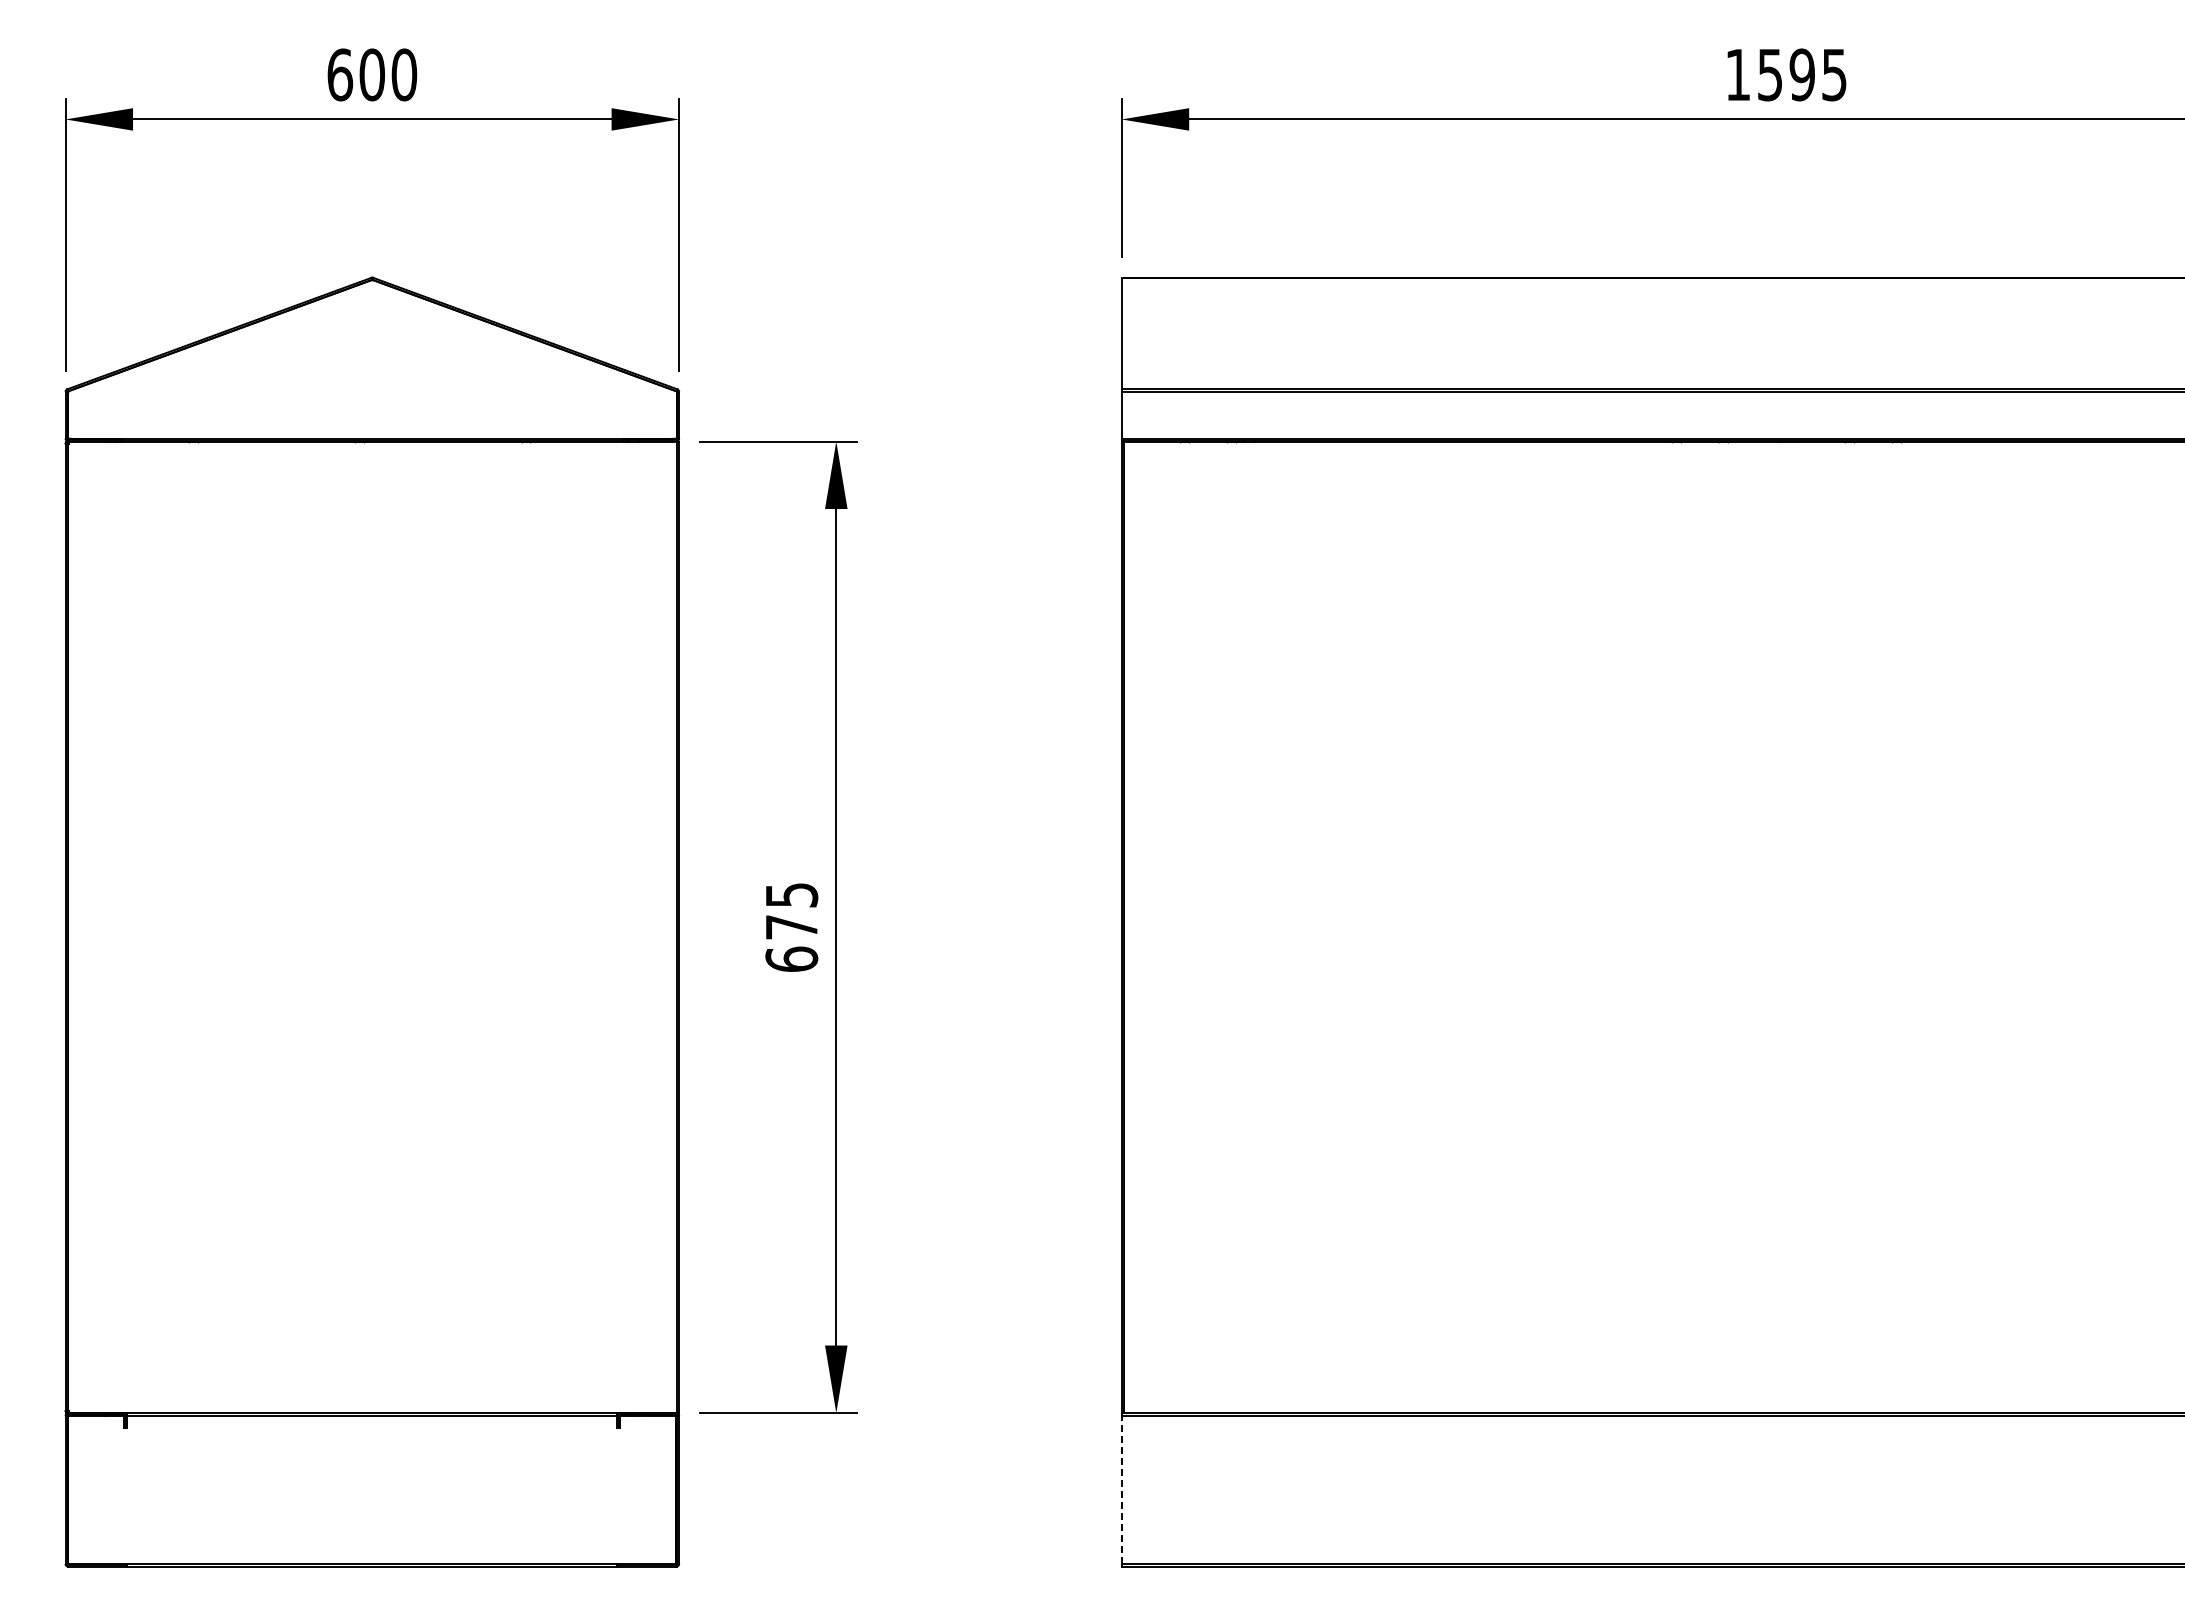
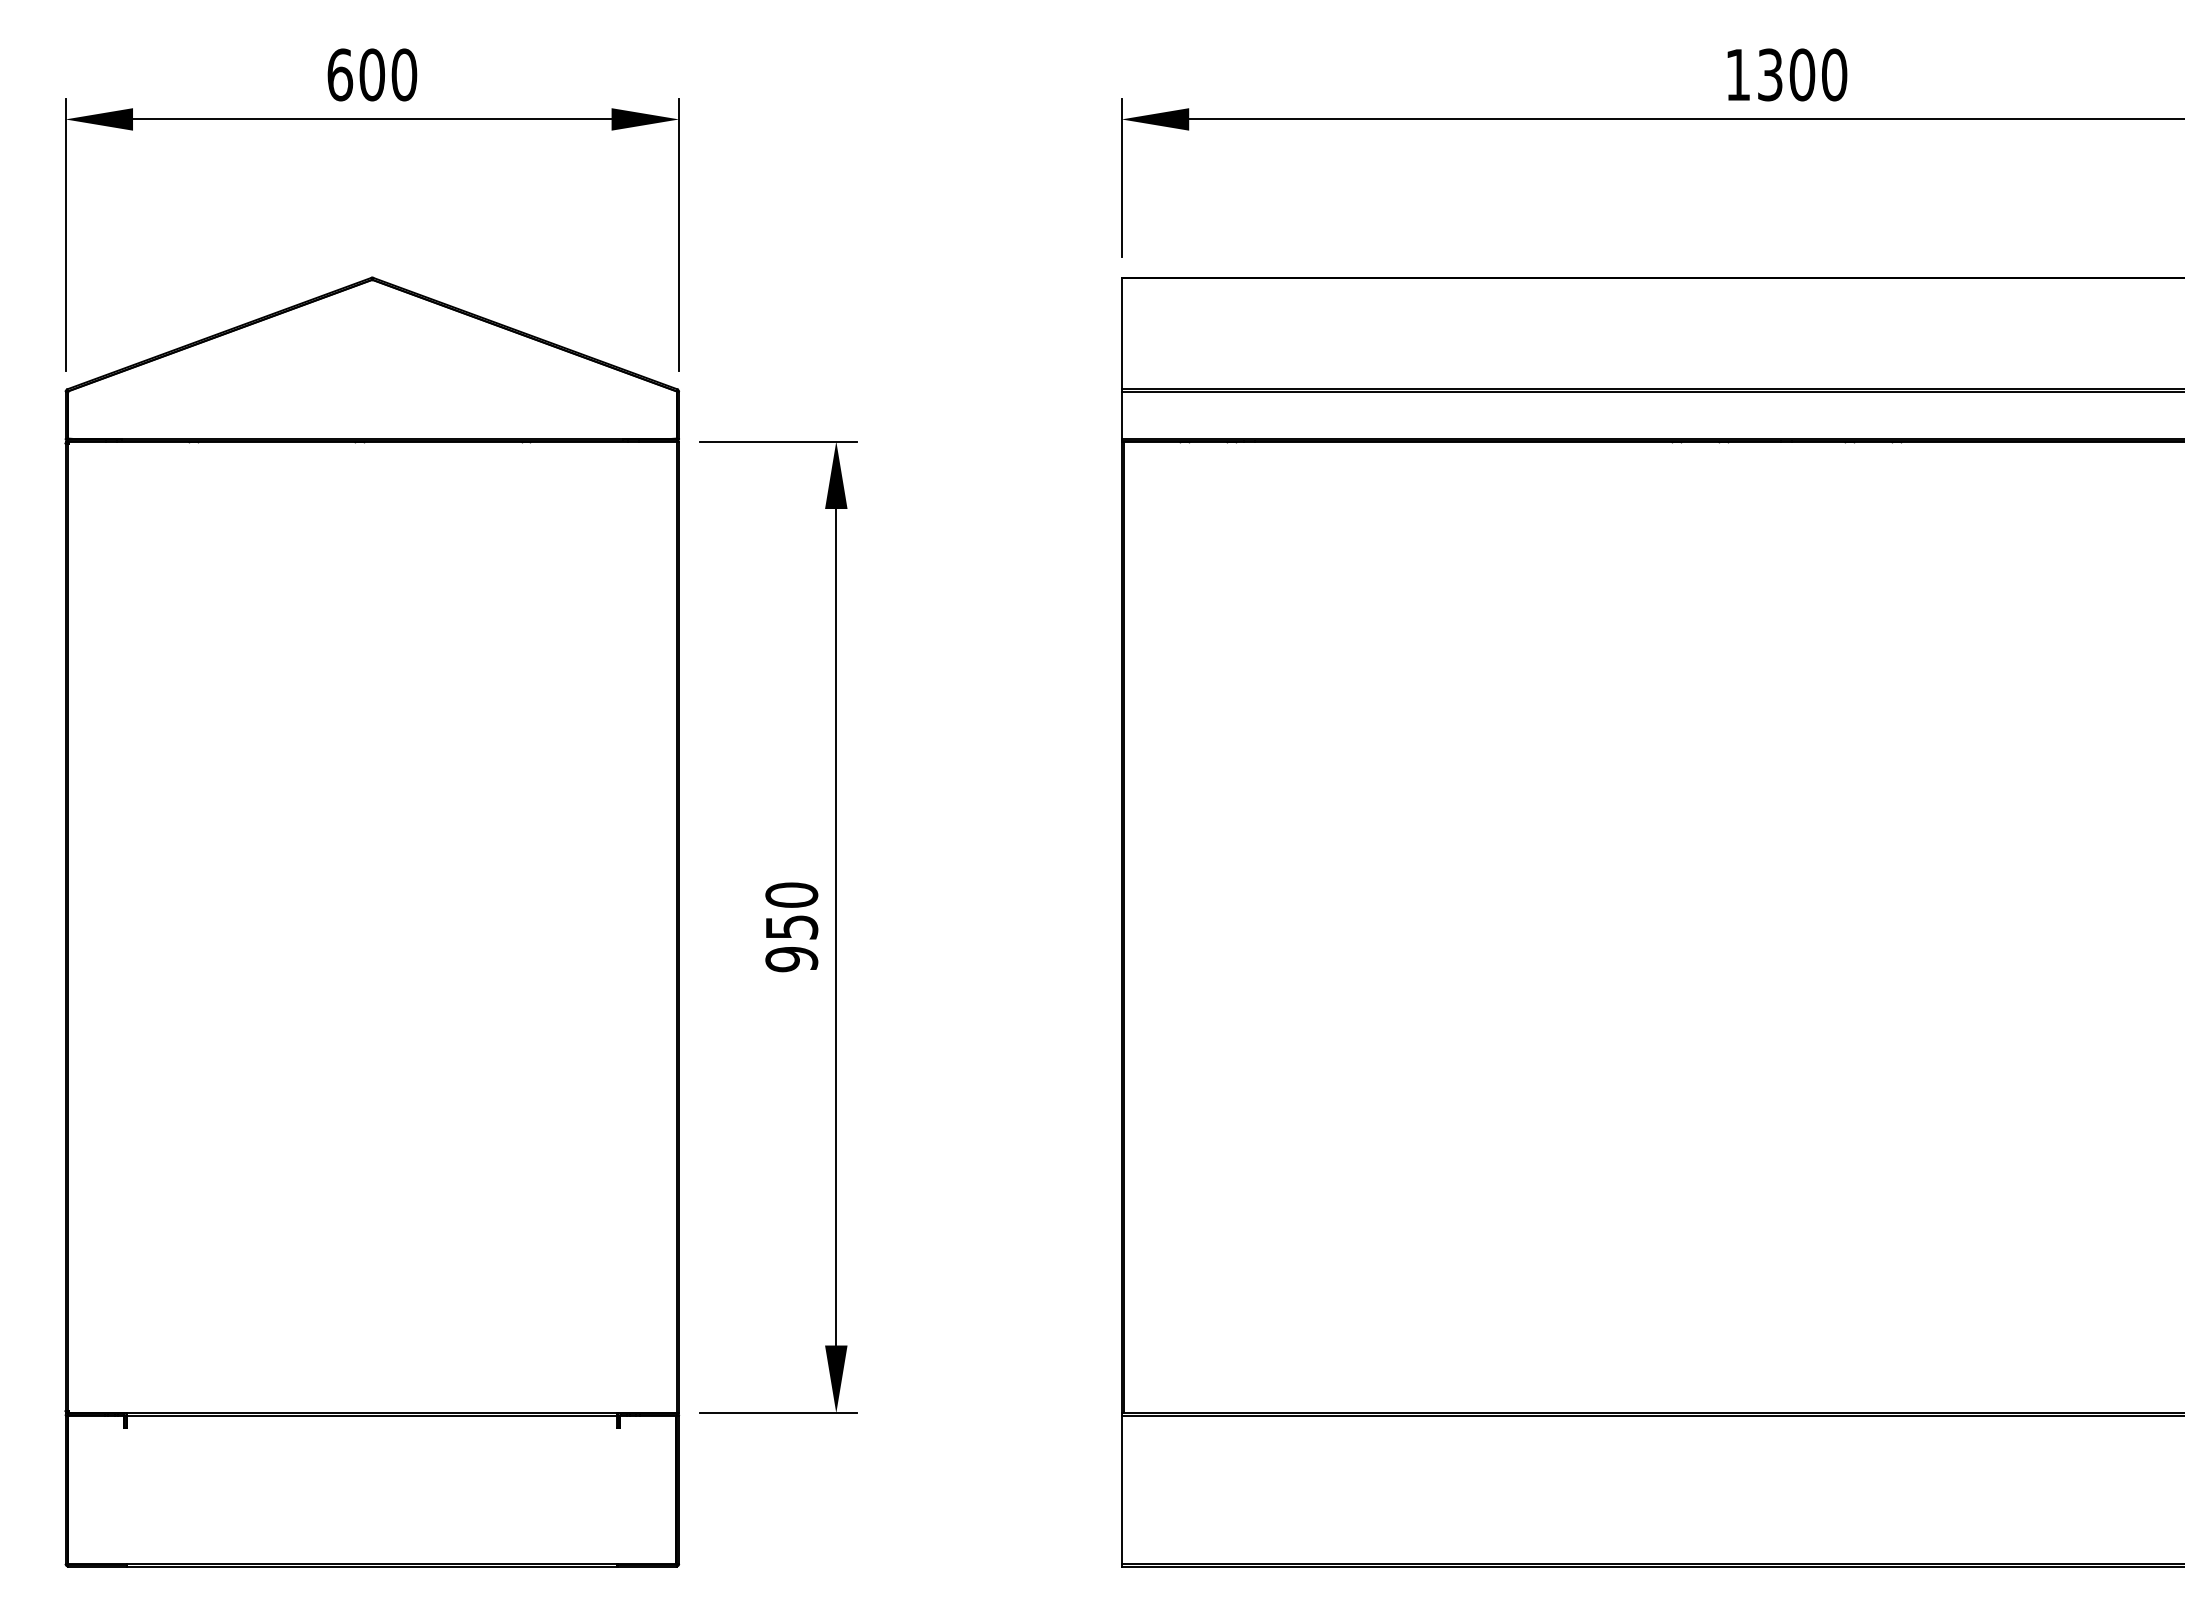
text: 1595 -> 1300 (1802, 74)
text: 675 -> 950 (791, 927)
line: dashed -> solid (1121, 1489)
